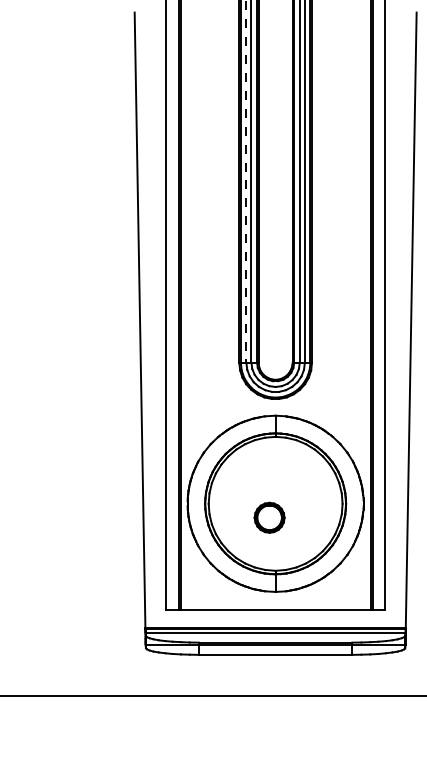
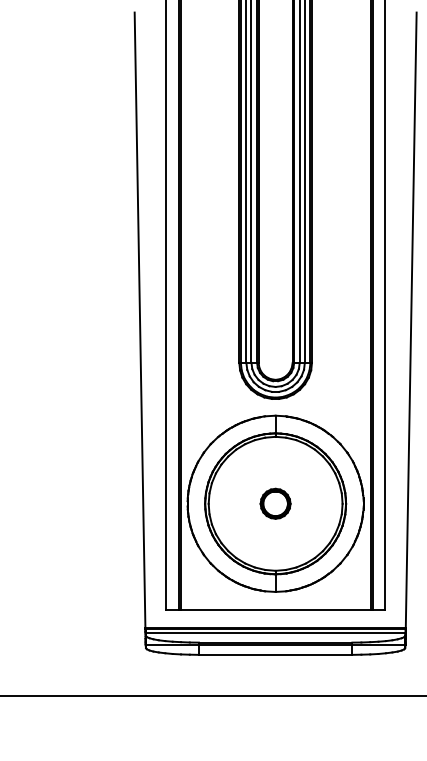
line: dashed -> solid (246, 182)
part position: (269, 517) -> (275, 503) (275, 503)
